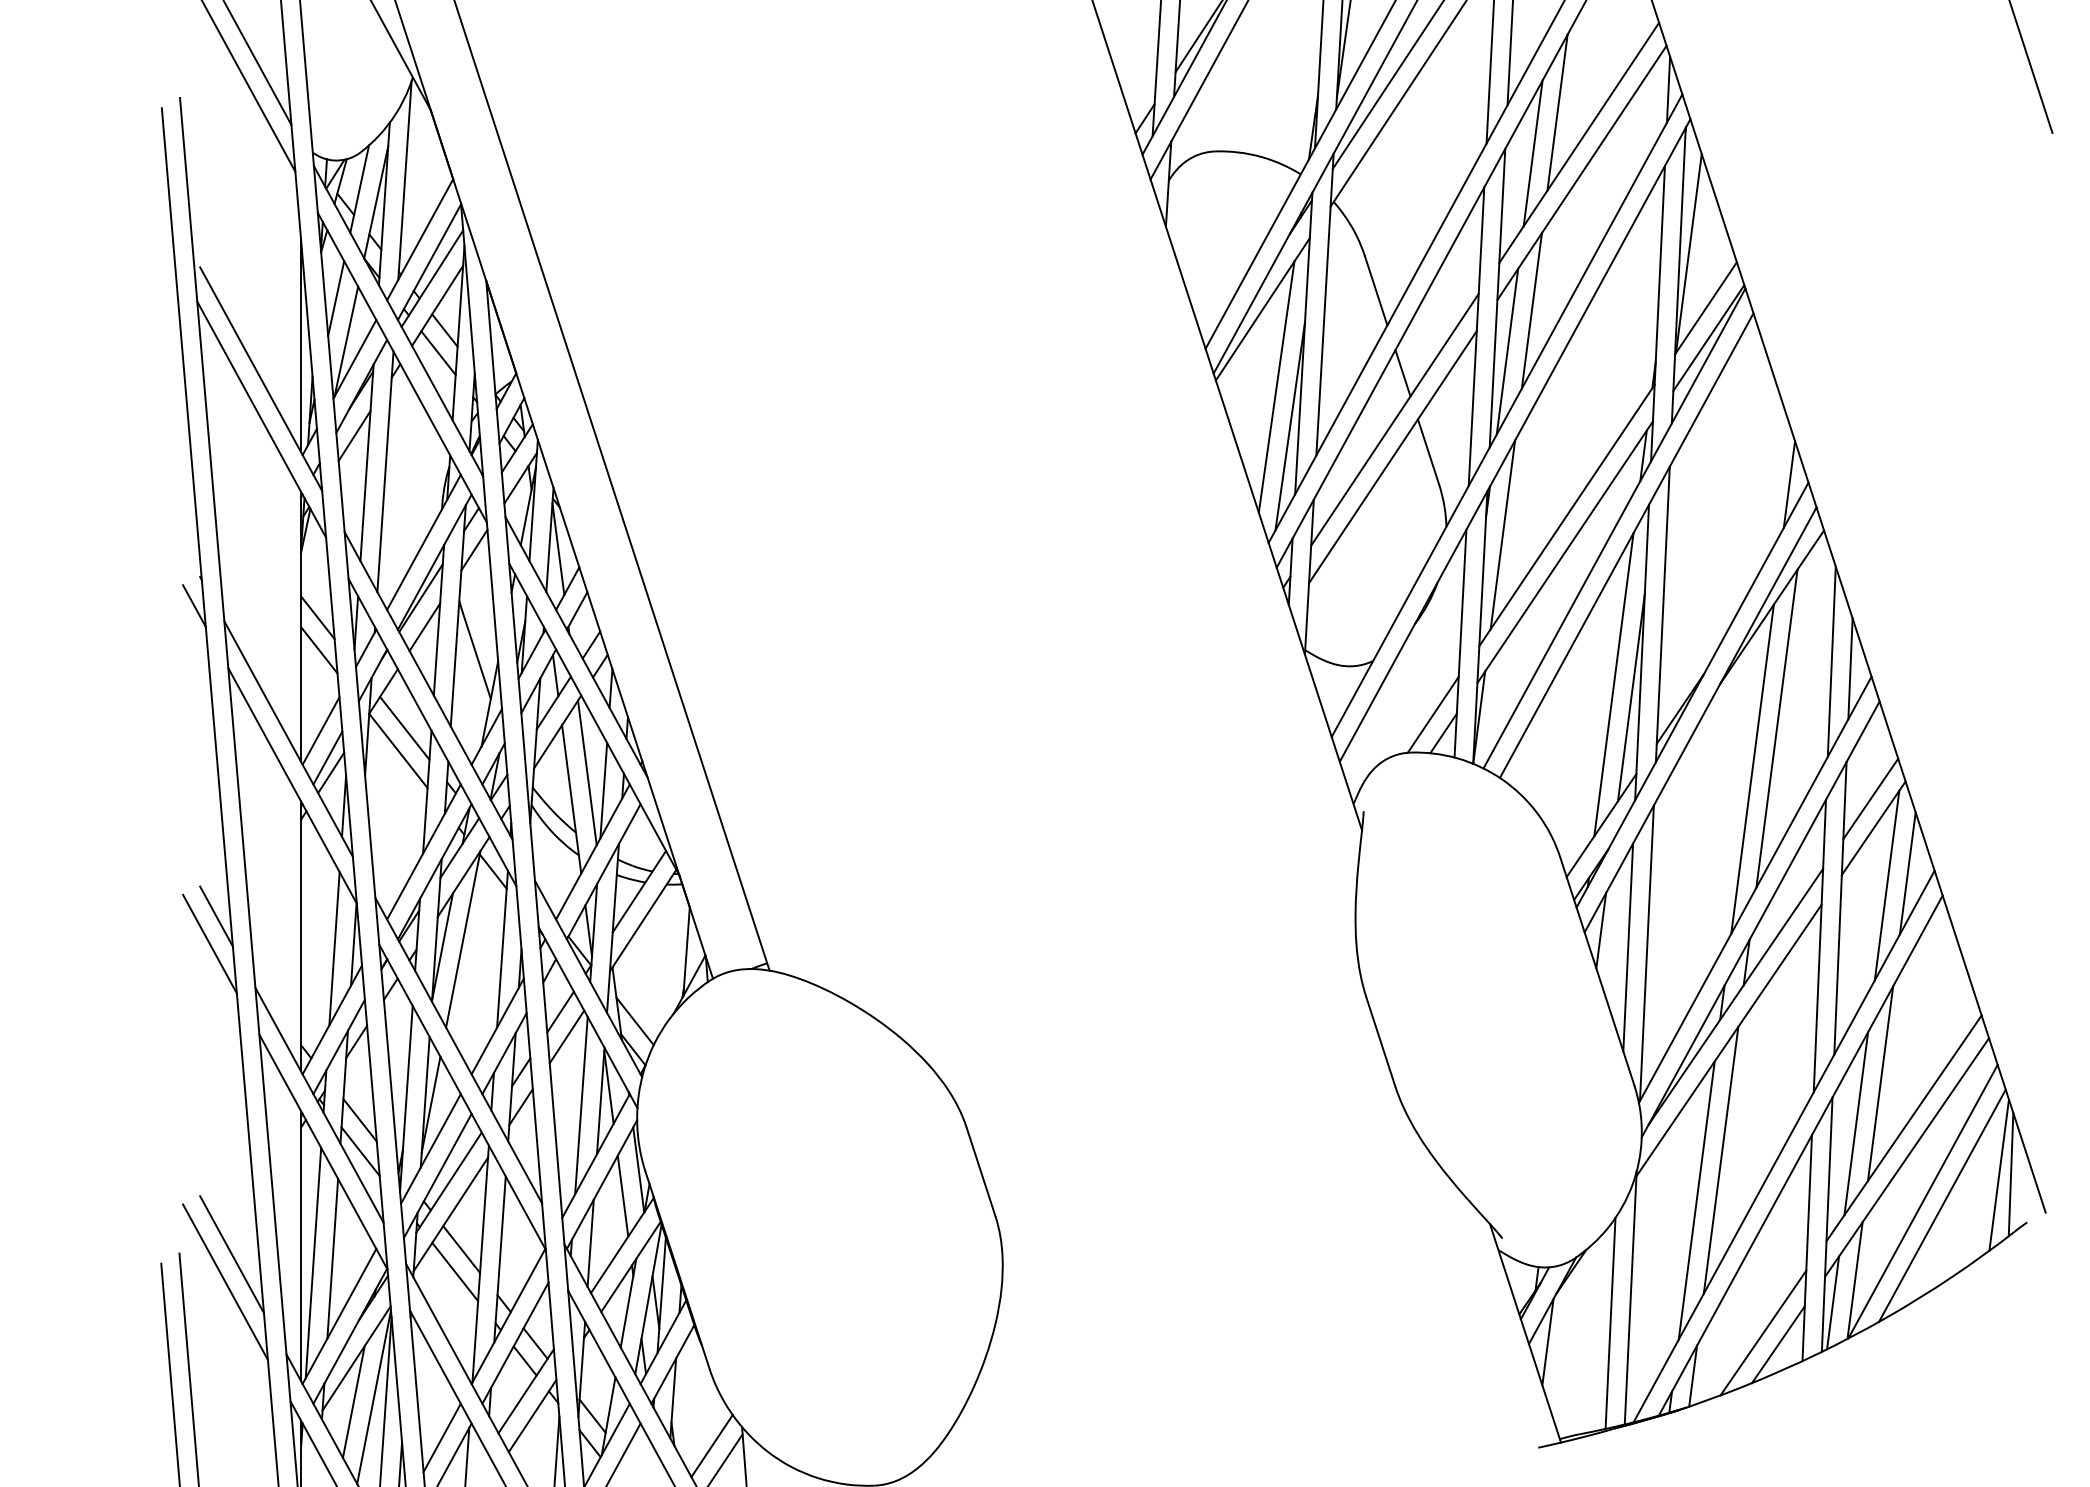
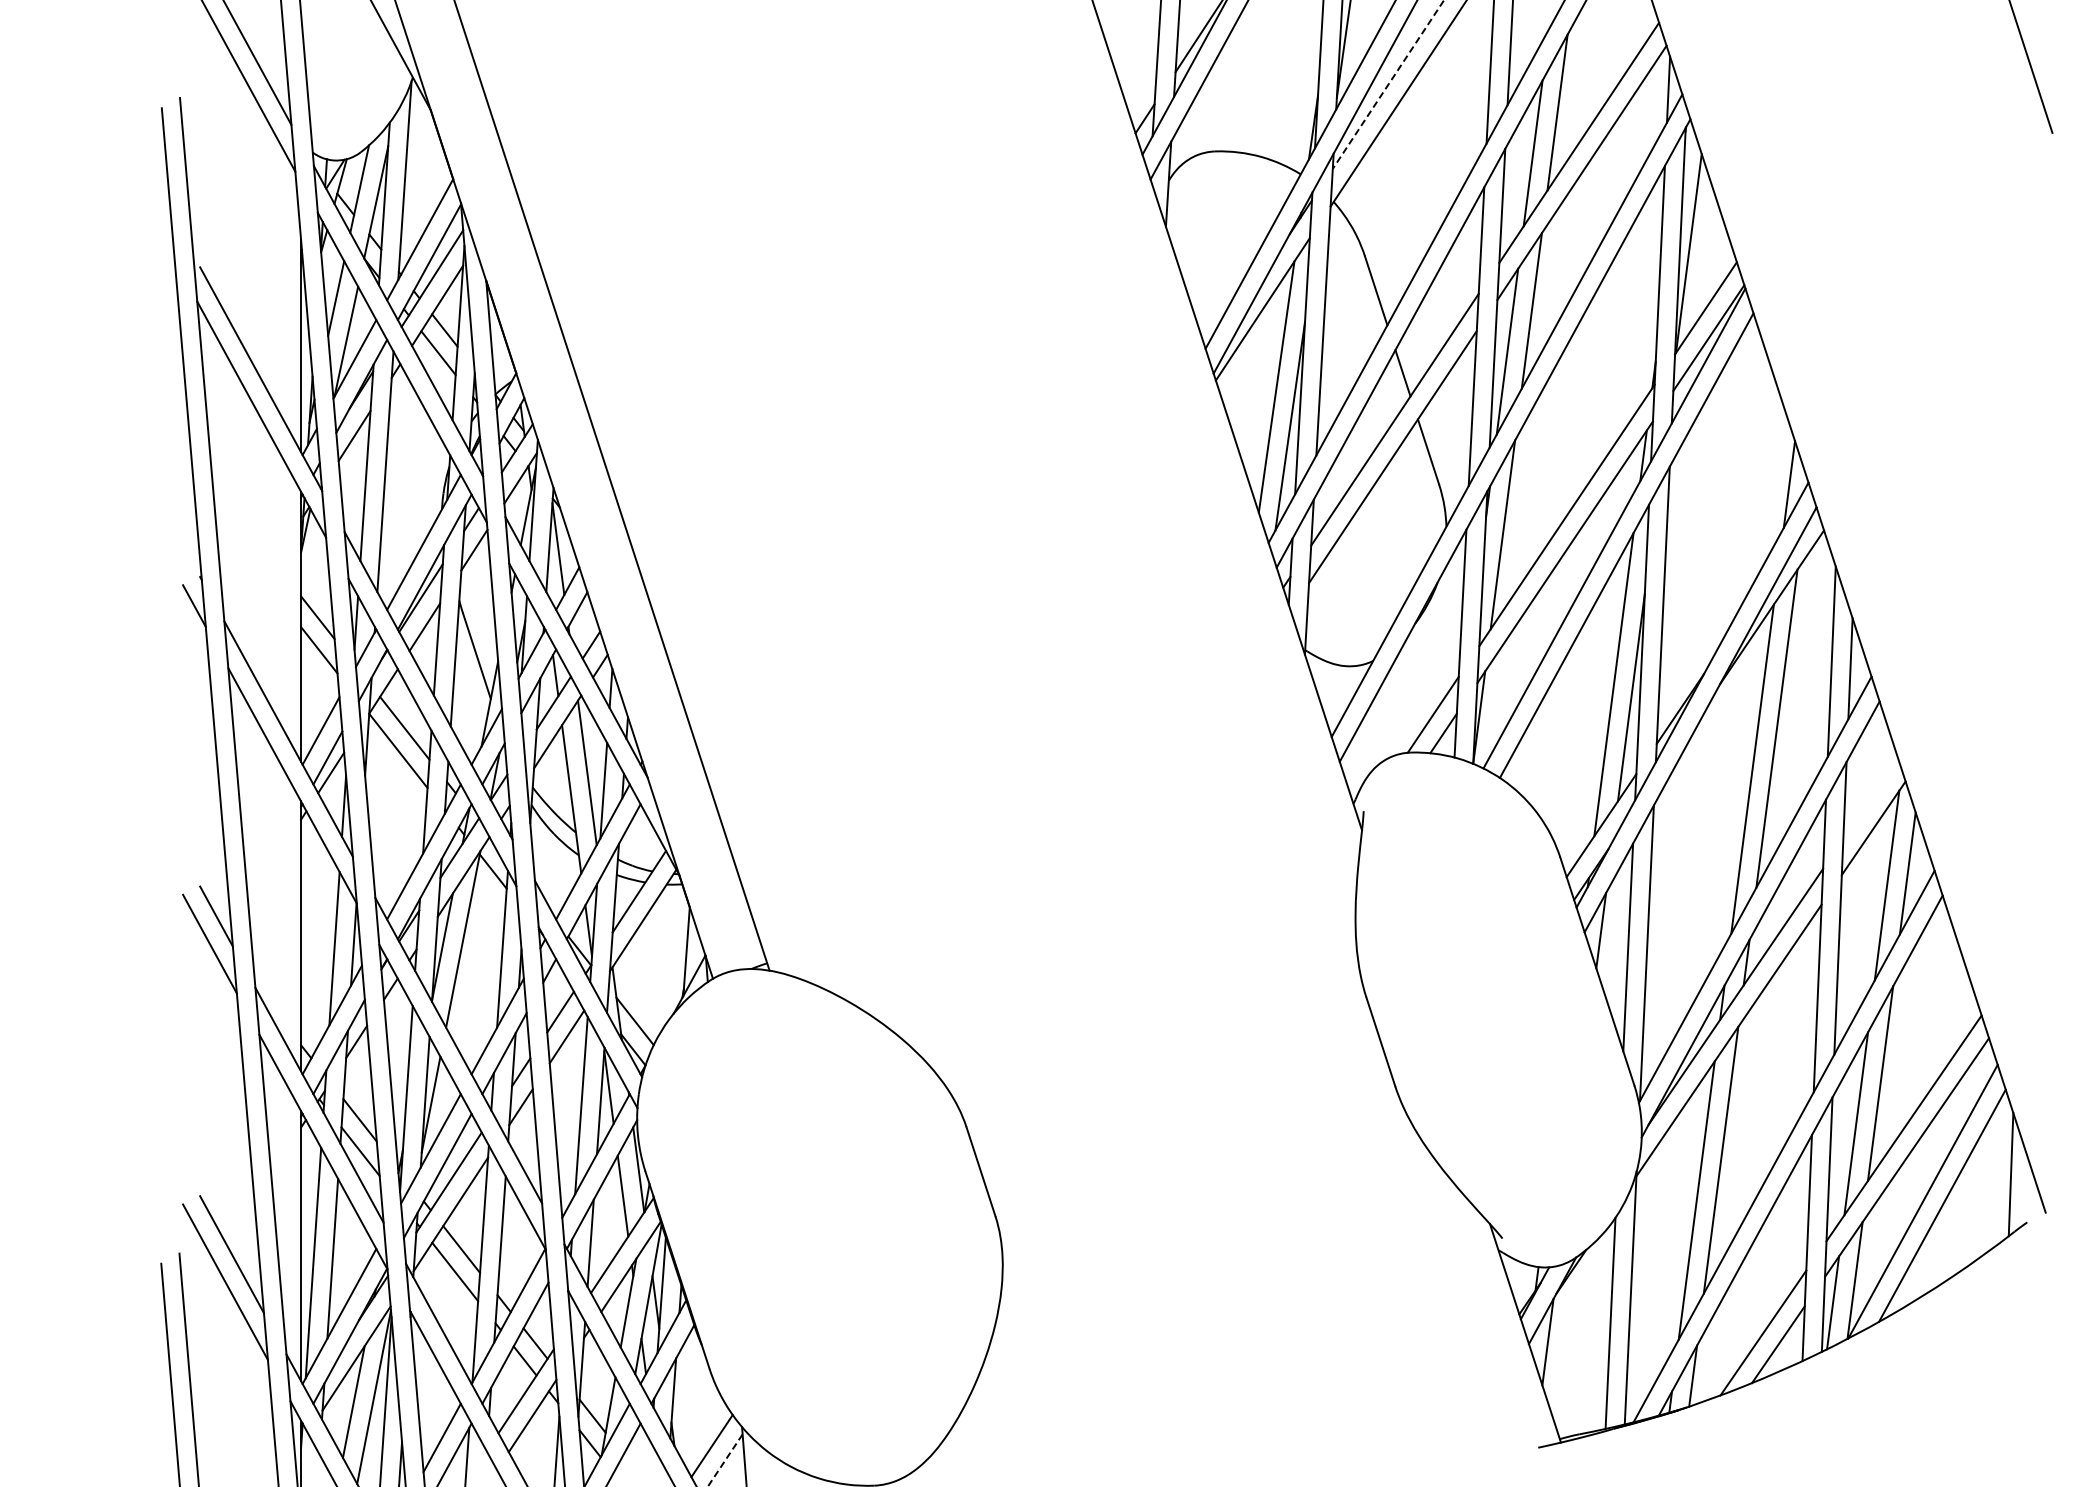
line: solid -> dashed (1388, 84)
line: present -> none (1870, 798)
line: present -> none (1998, 1174)
line: solid -> dashed (724, 1460)
